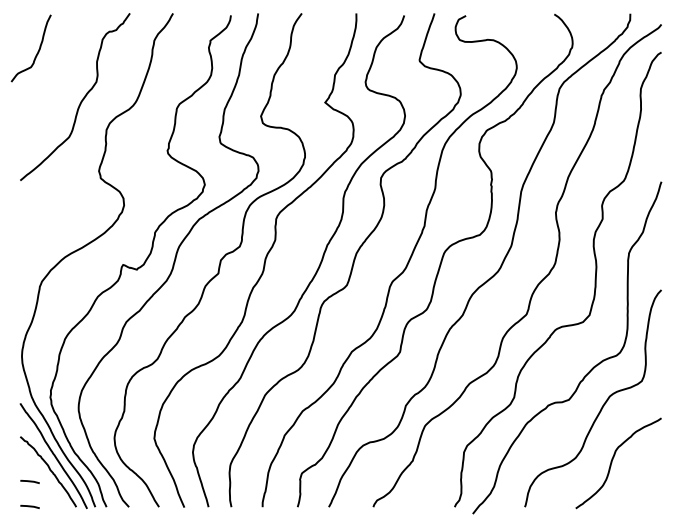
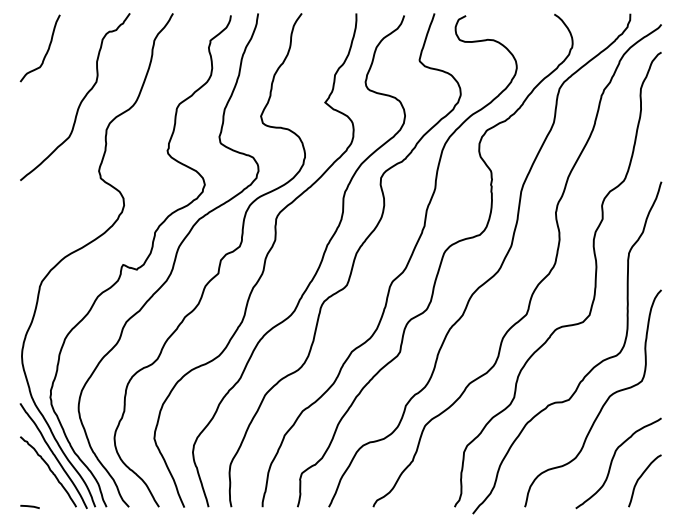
curve position: (37, 51) -> (46, 51) (46, 51)
curve: none -> present (641, 477)
line: present -> none (29, 481)
